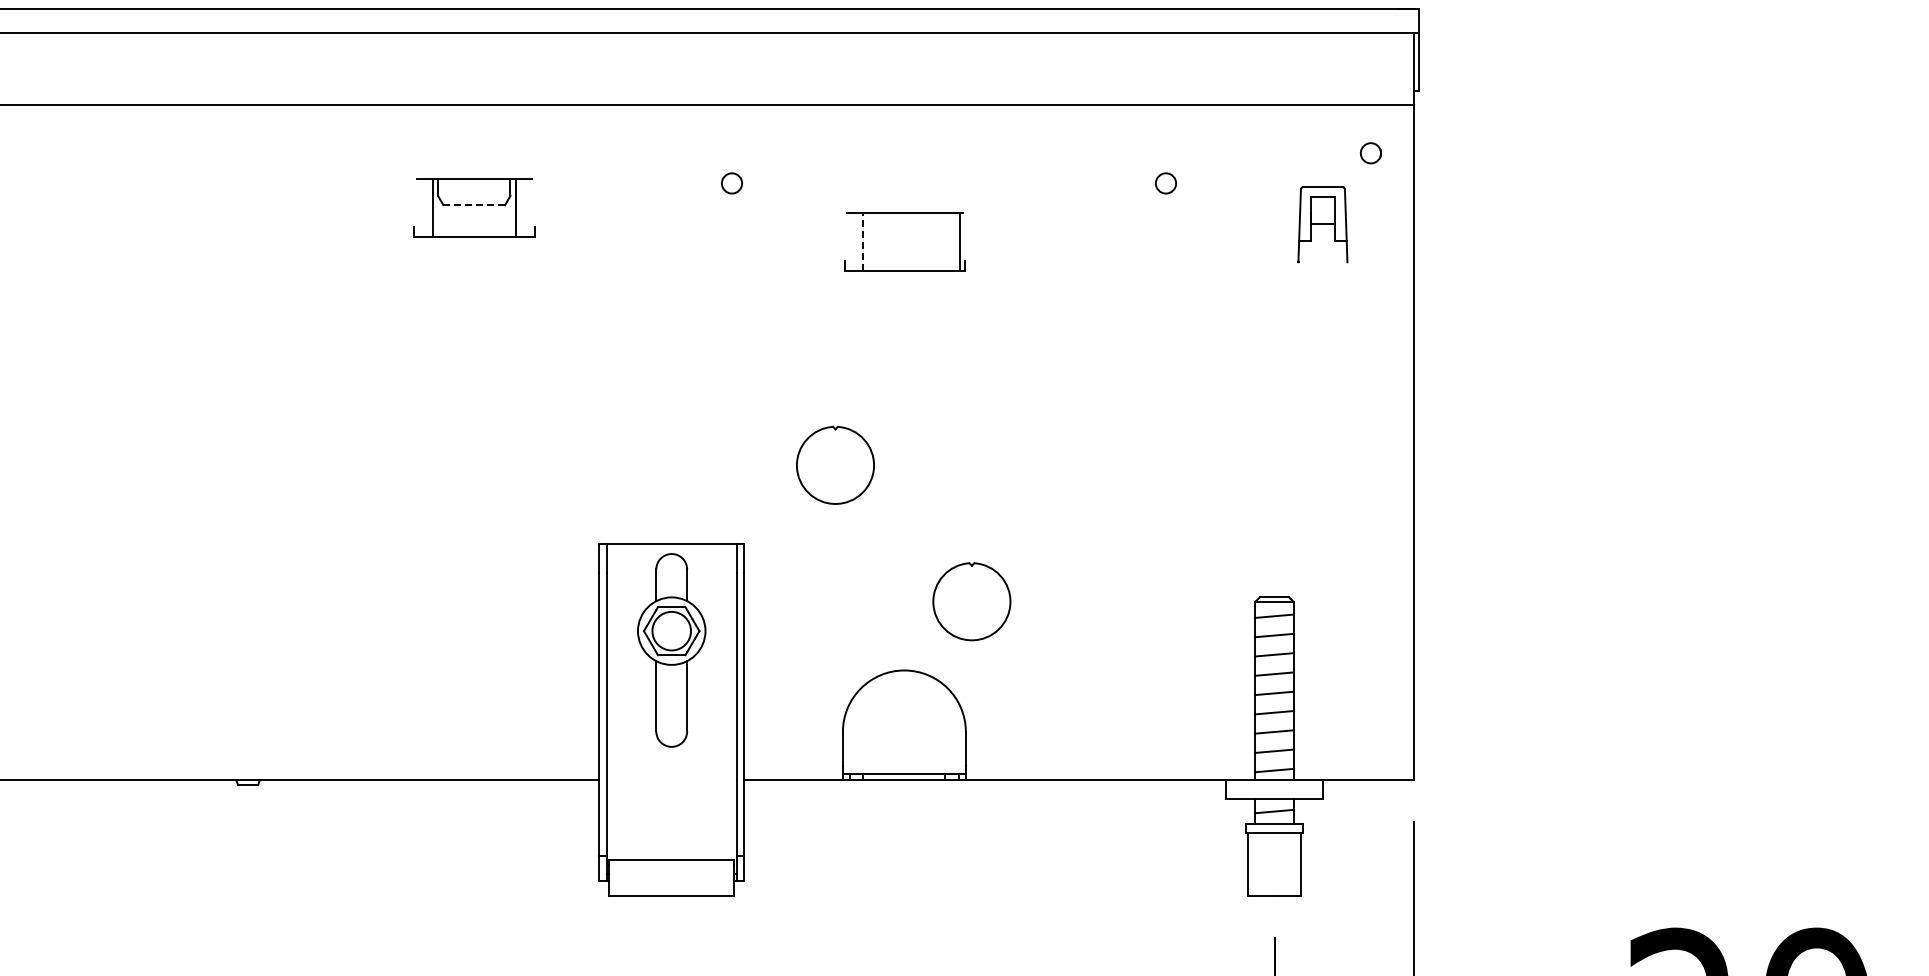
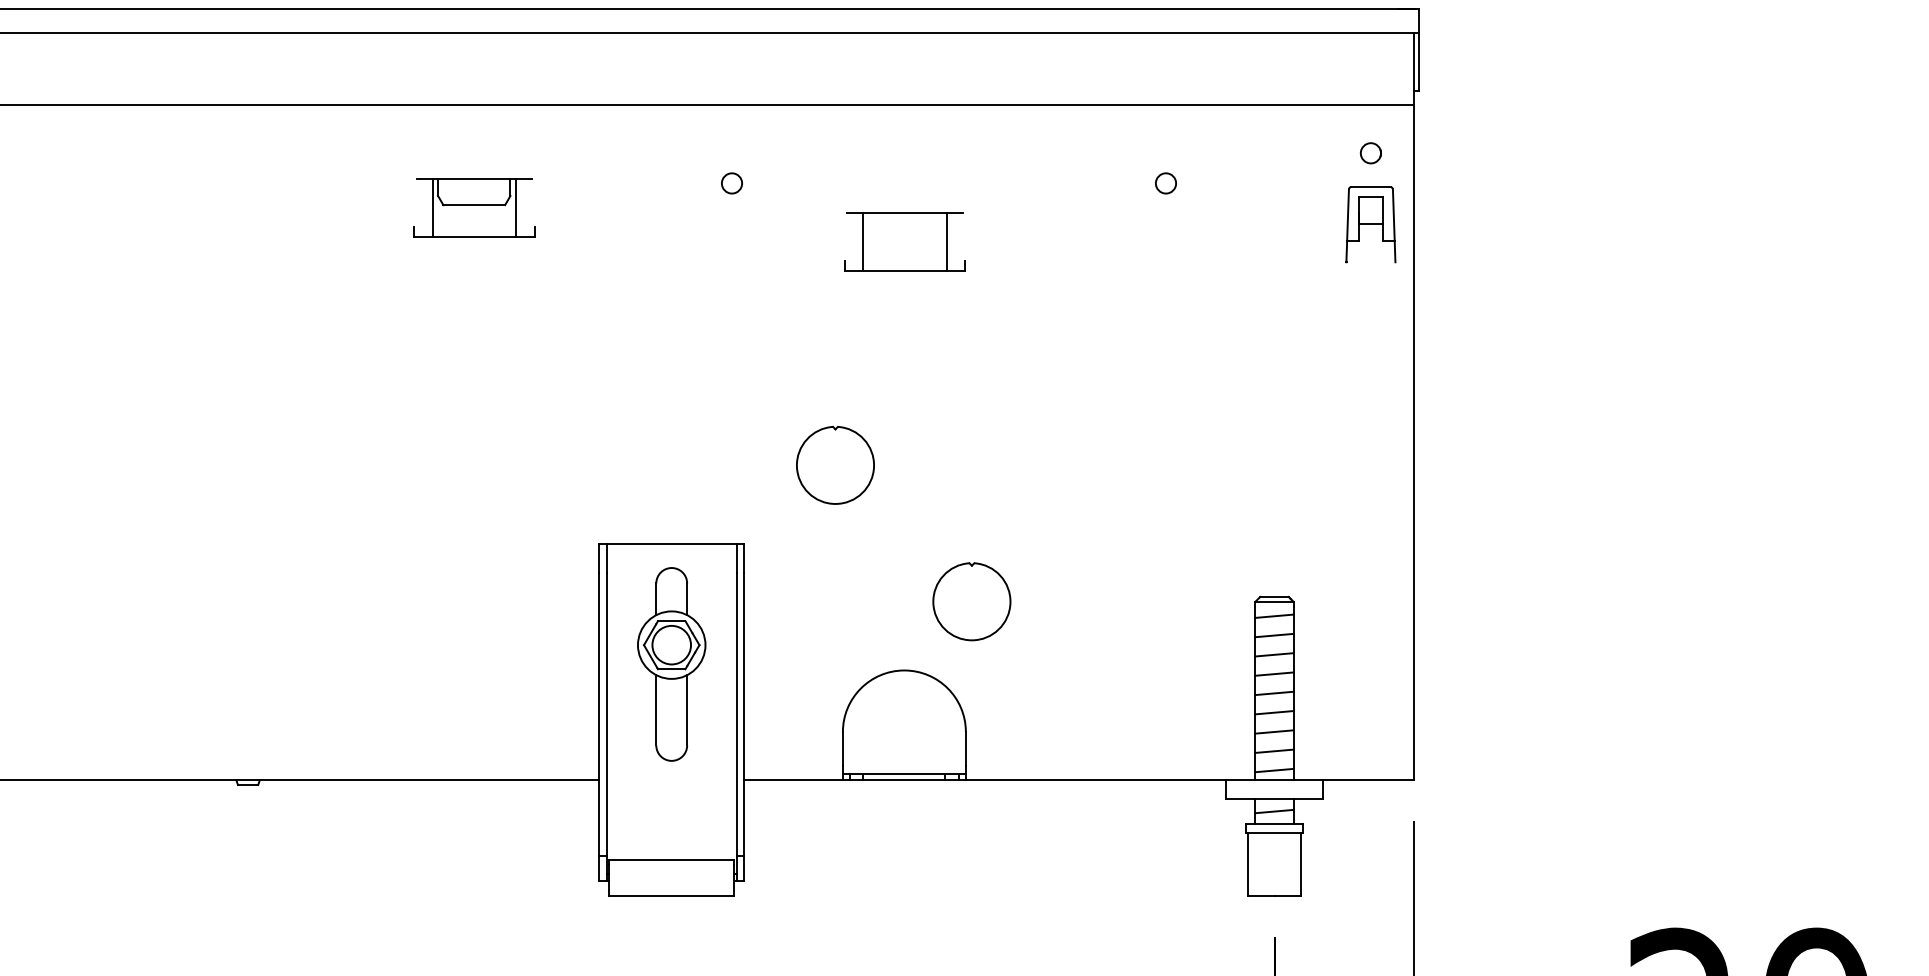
line: dashed -> solid (474, 205)
part position: (1322, 224) -> (1370, 224) (1370, 224)
line: dashed -> solid (863, 241)
line position: (959, 241) -> (946, 241) (946, 241)
part position: (671, 650) -> (671, 664) (671, 664)
